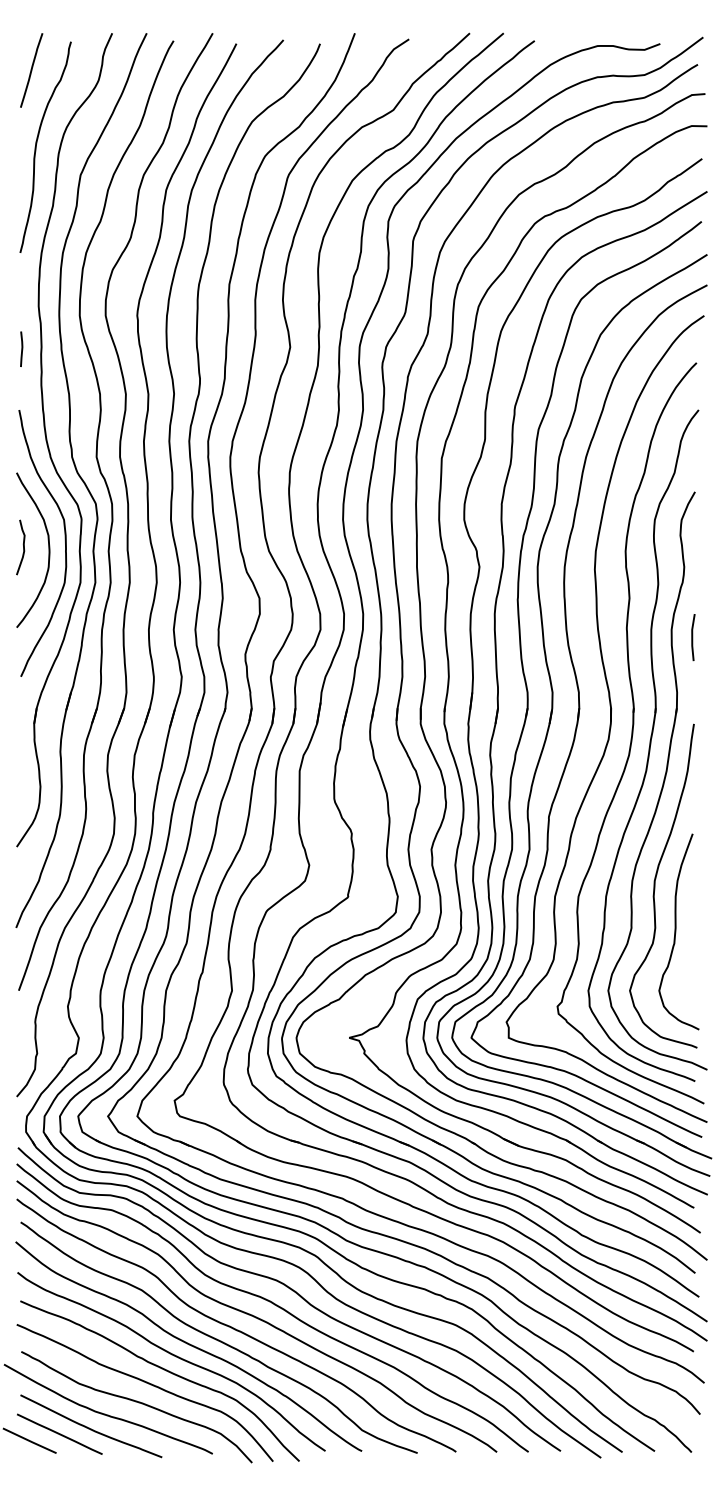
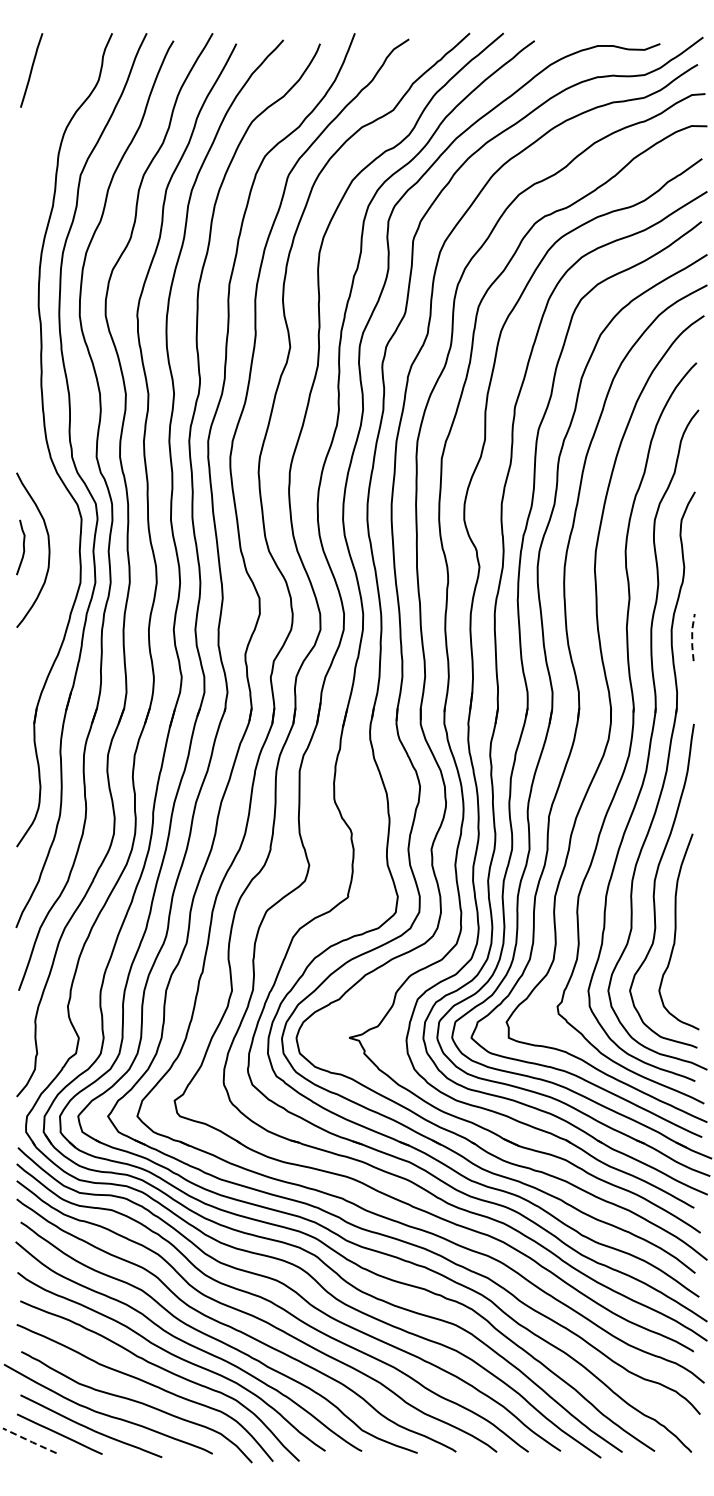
curve: present -> none (37, 143)
line: present -> none (21, 348)
curve: present -> none (64, 540)
line: solid -> dashed (692, 637)
line: solid -> dashed (29, 1441)
